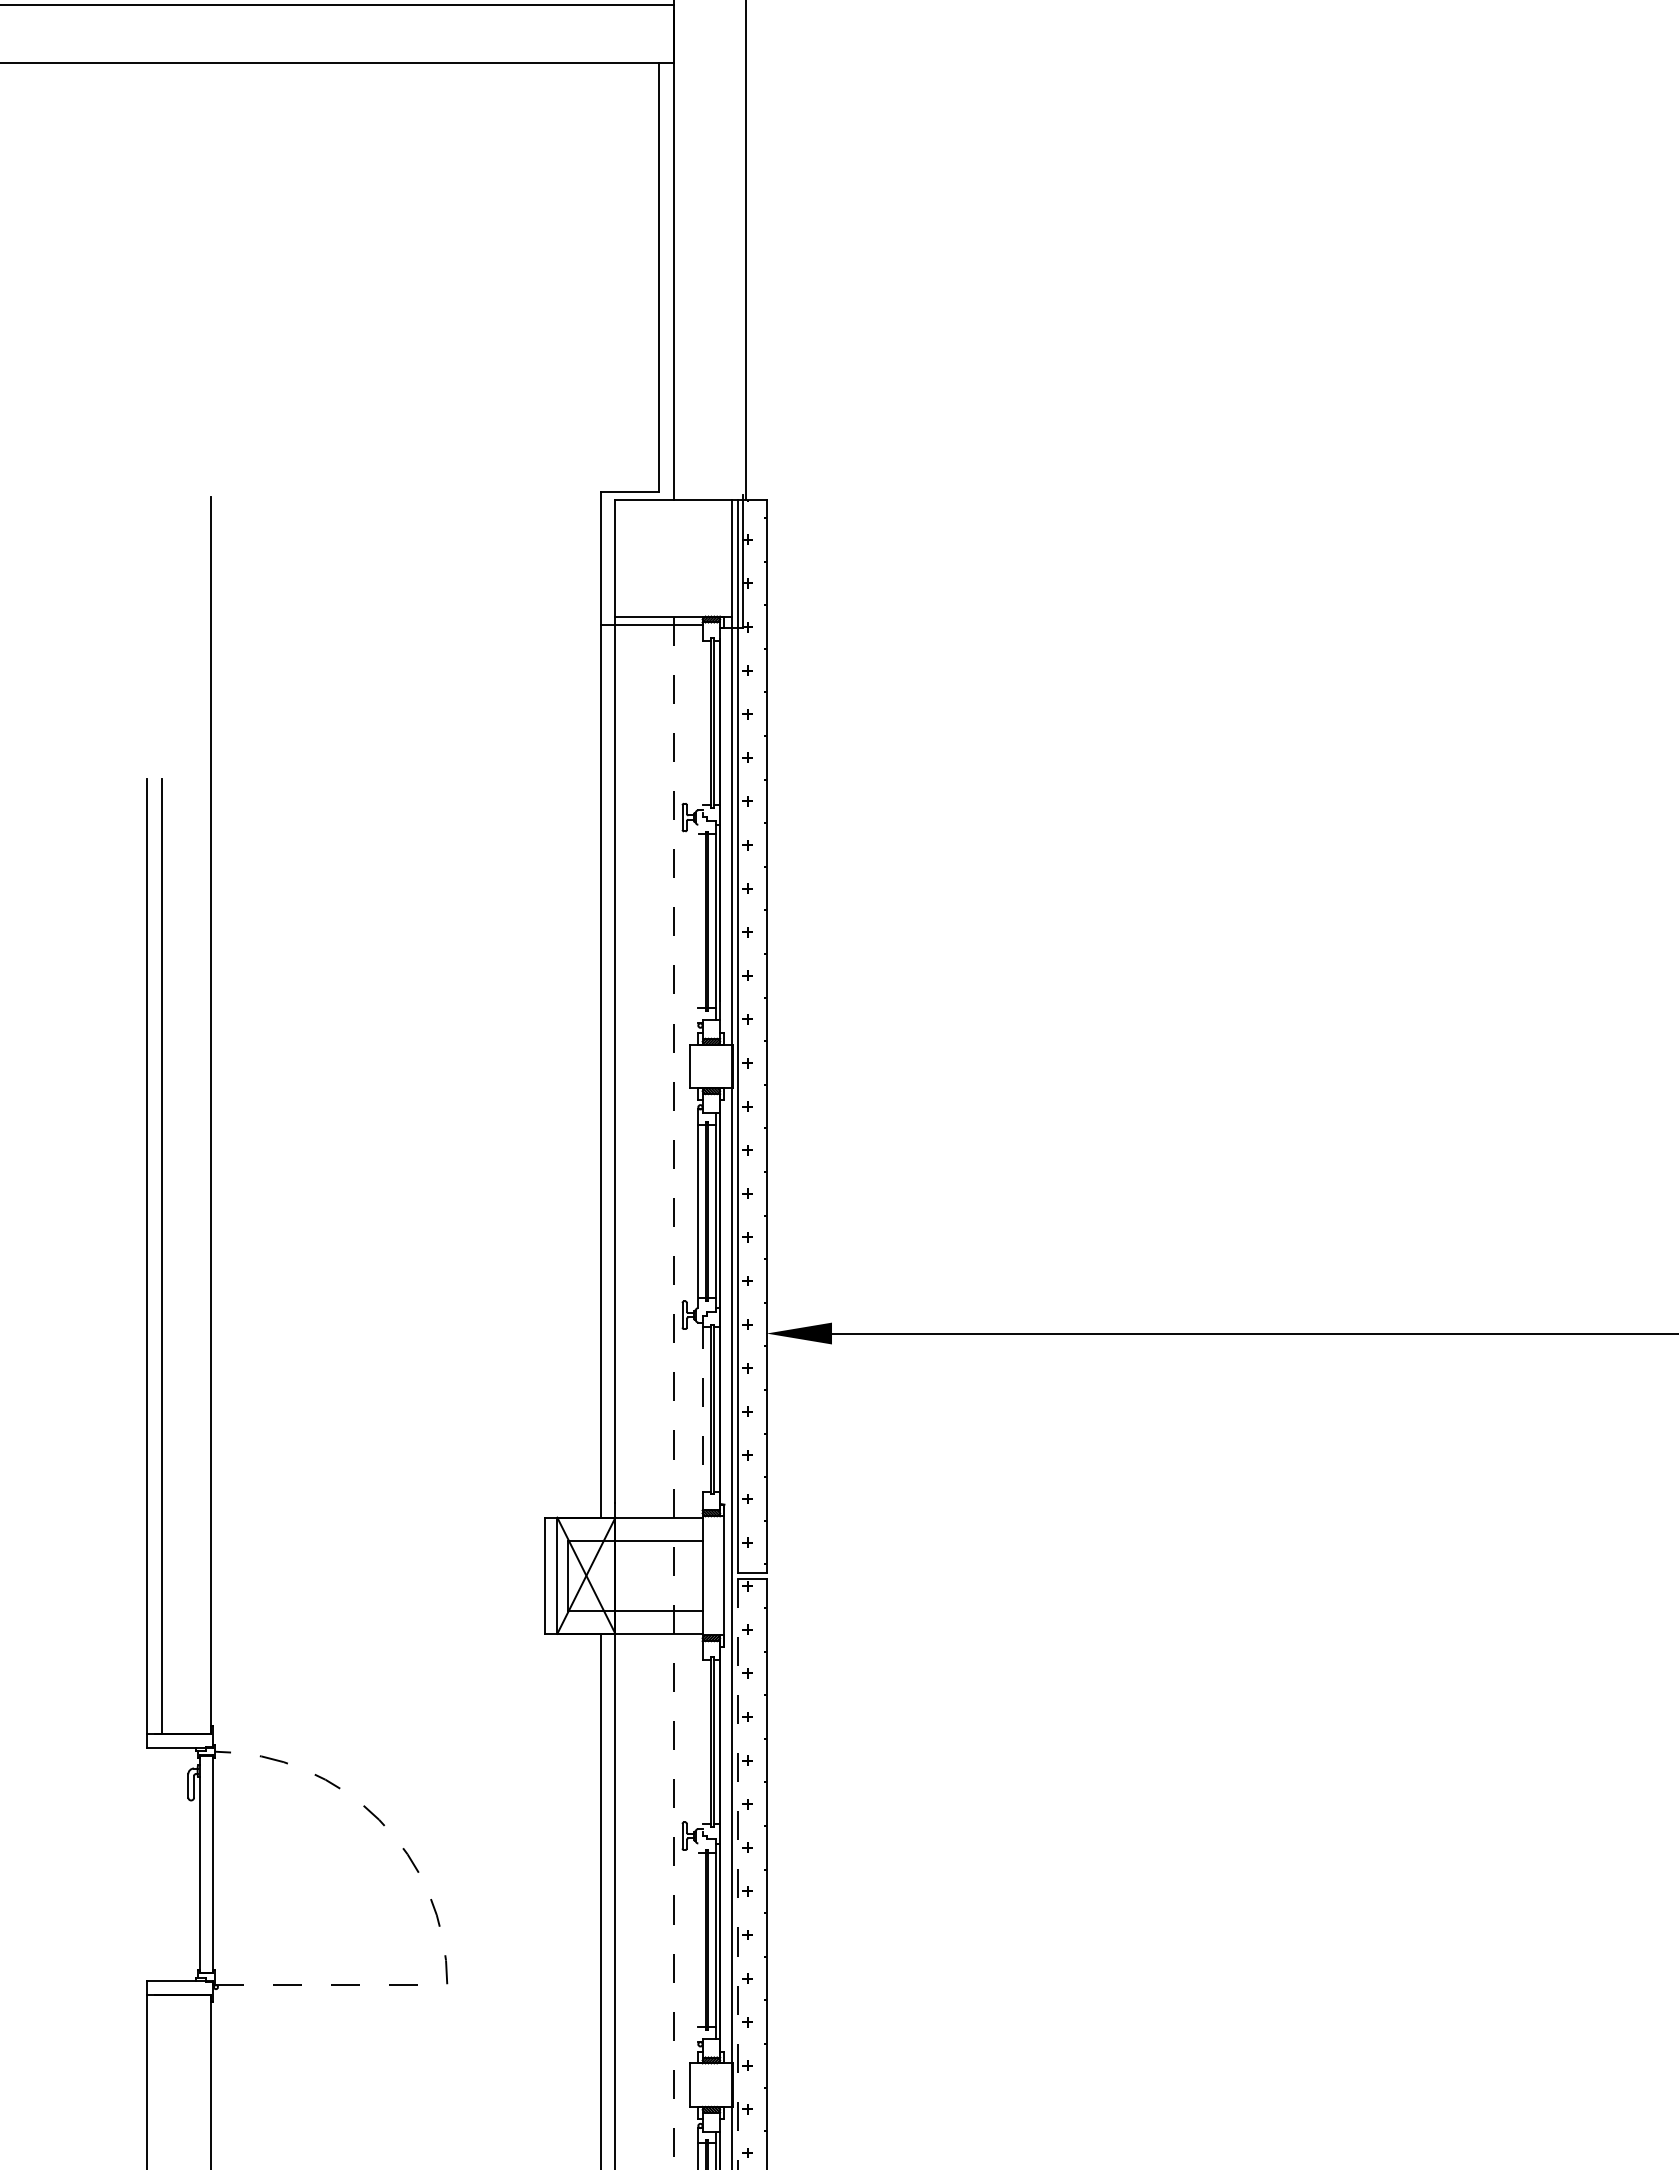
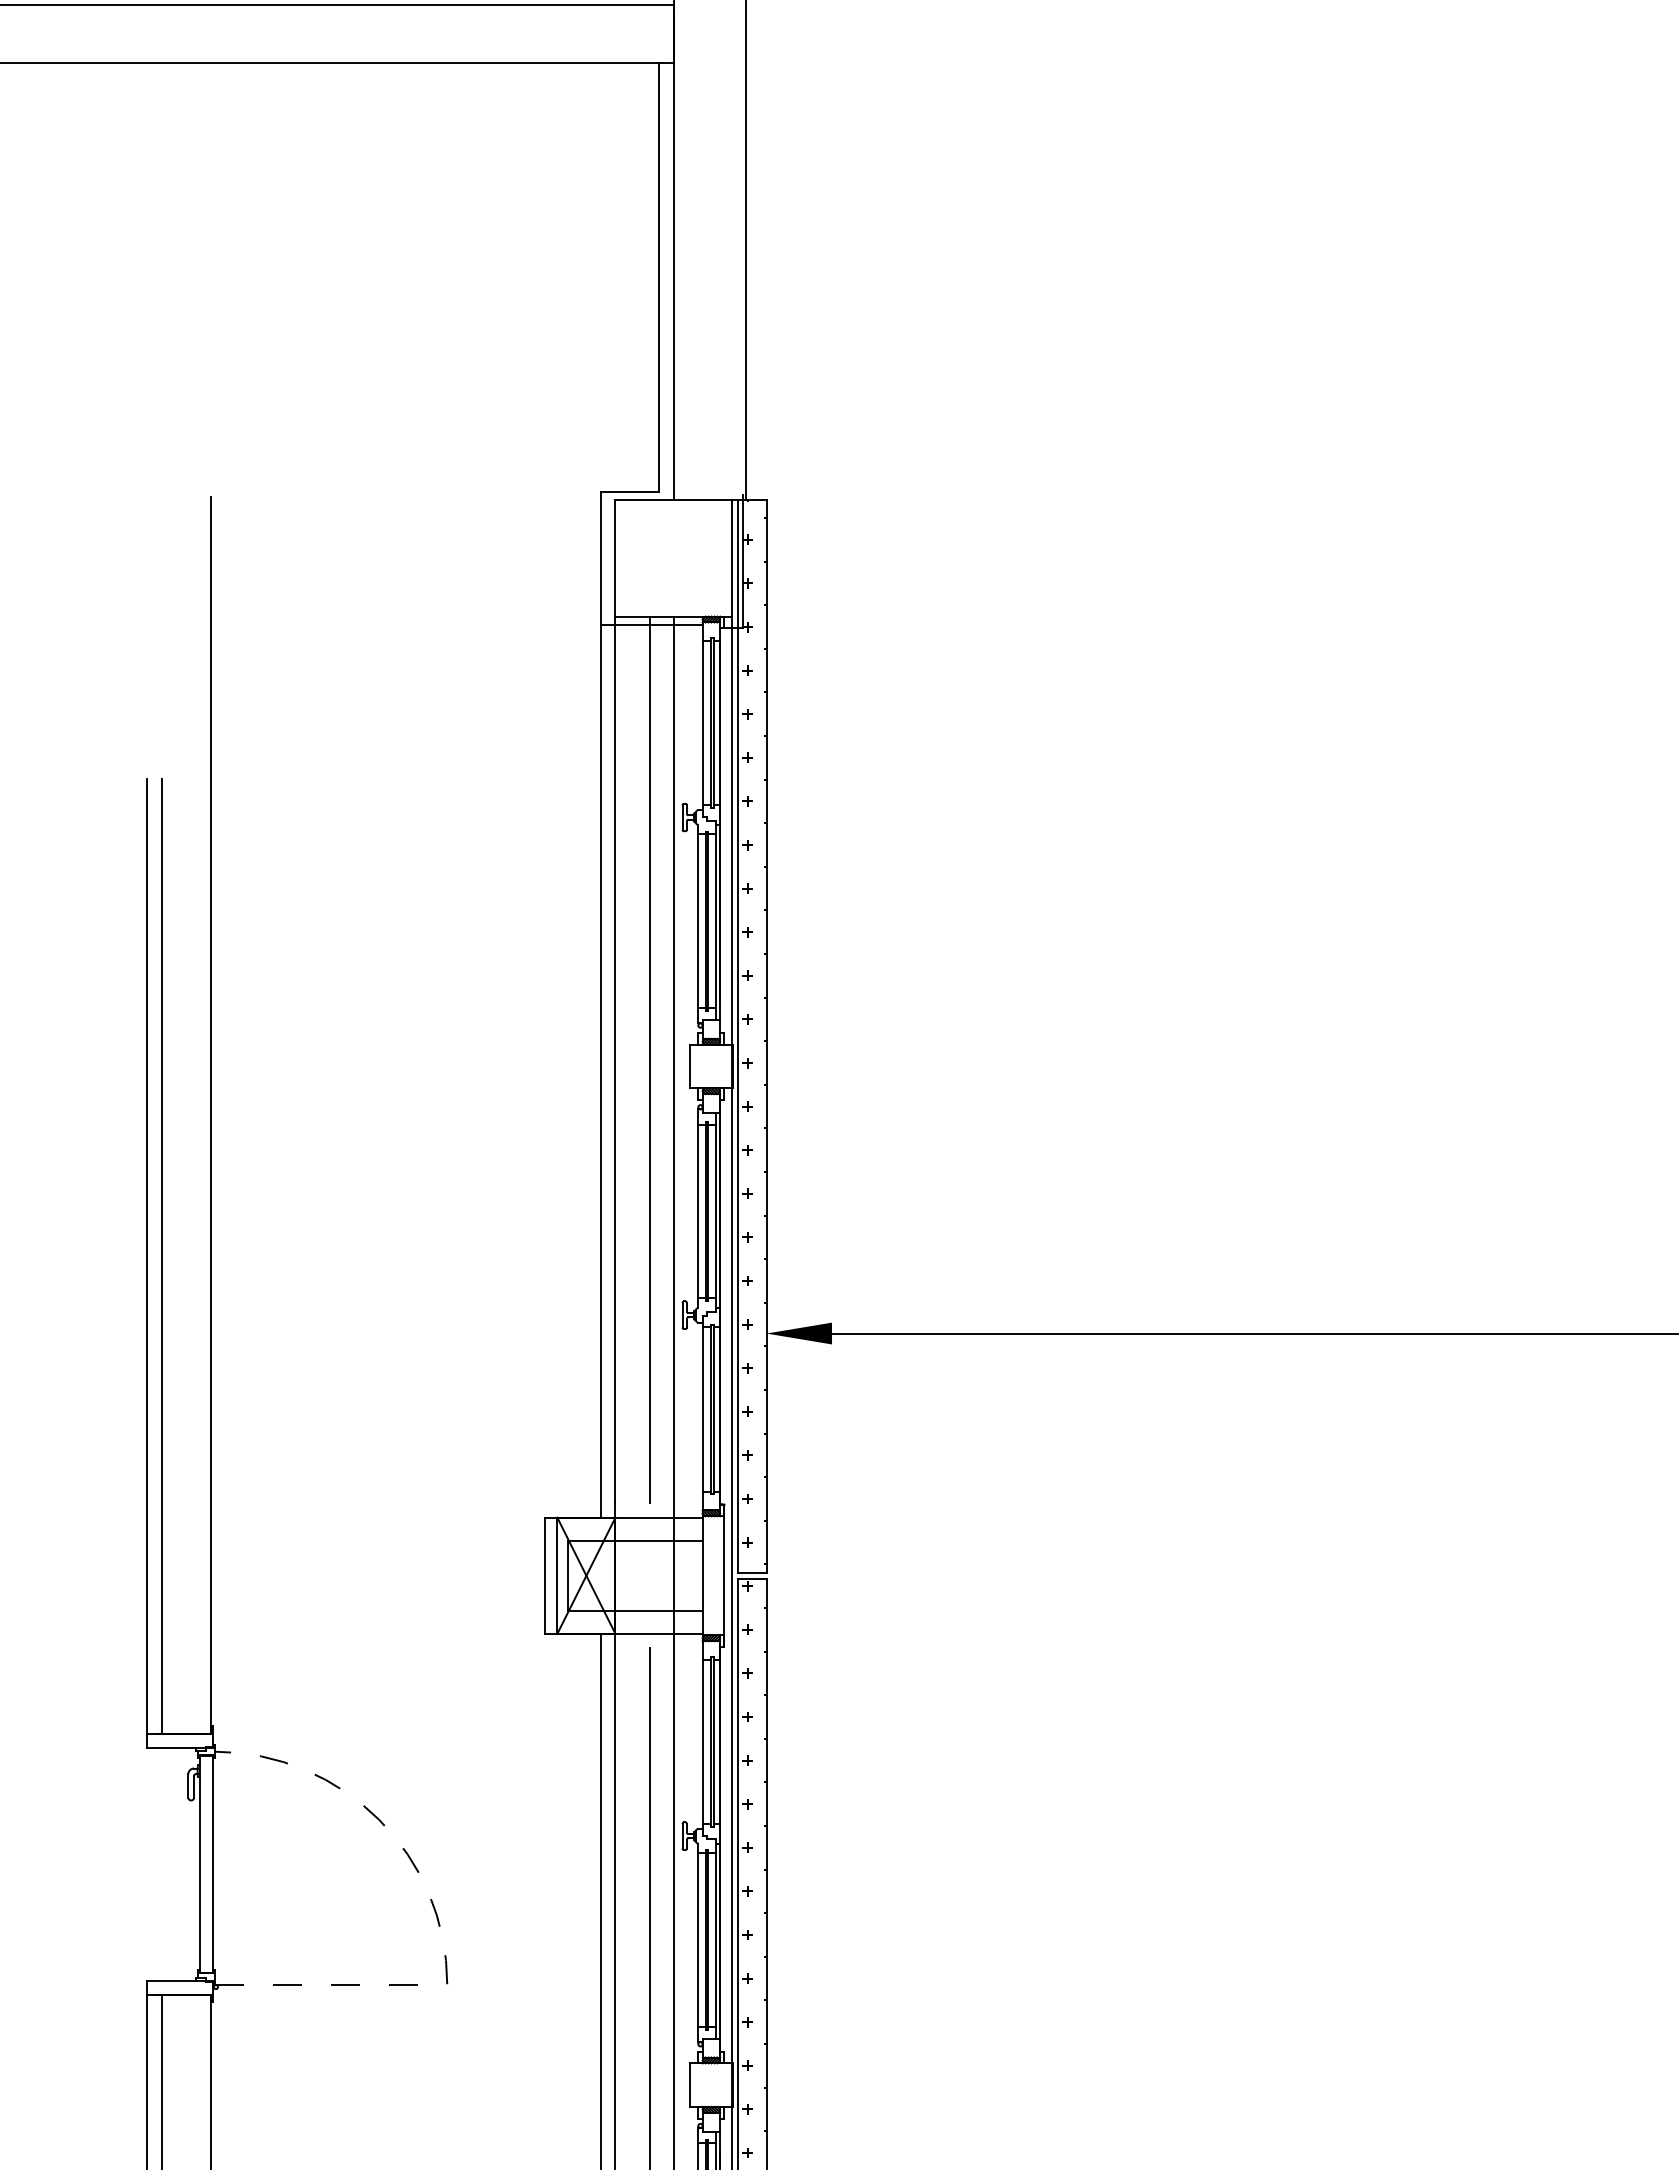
line: none -> present (702, 726)
line: none -> present (698, 923)
line: none -> present (650, 1059)
line: dashed -> solid (673, 1393)
line: dashed -> solid (702, 1405)
line: none -> present (702, 1745)
line: dashed -> solid (737, 1874)
line: none -> present (650, 1907)
line: none -> present (698, 1942)
line: none -> present (161, 2080)
